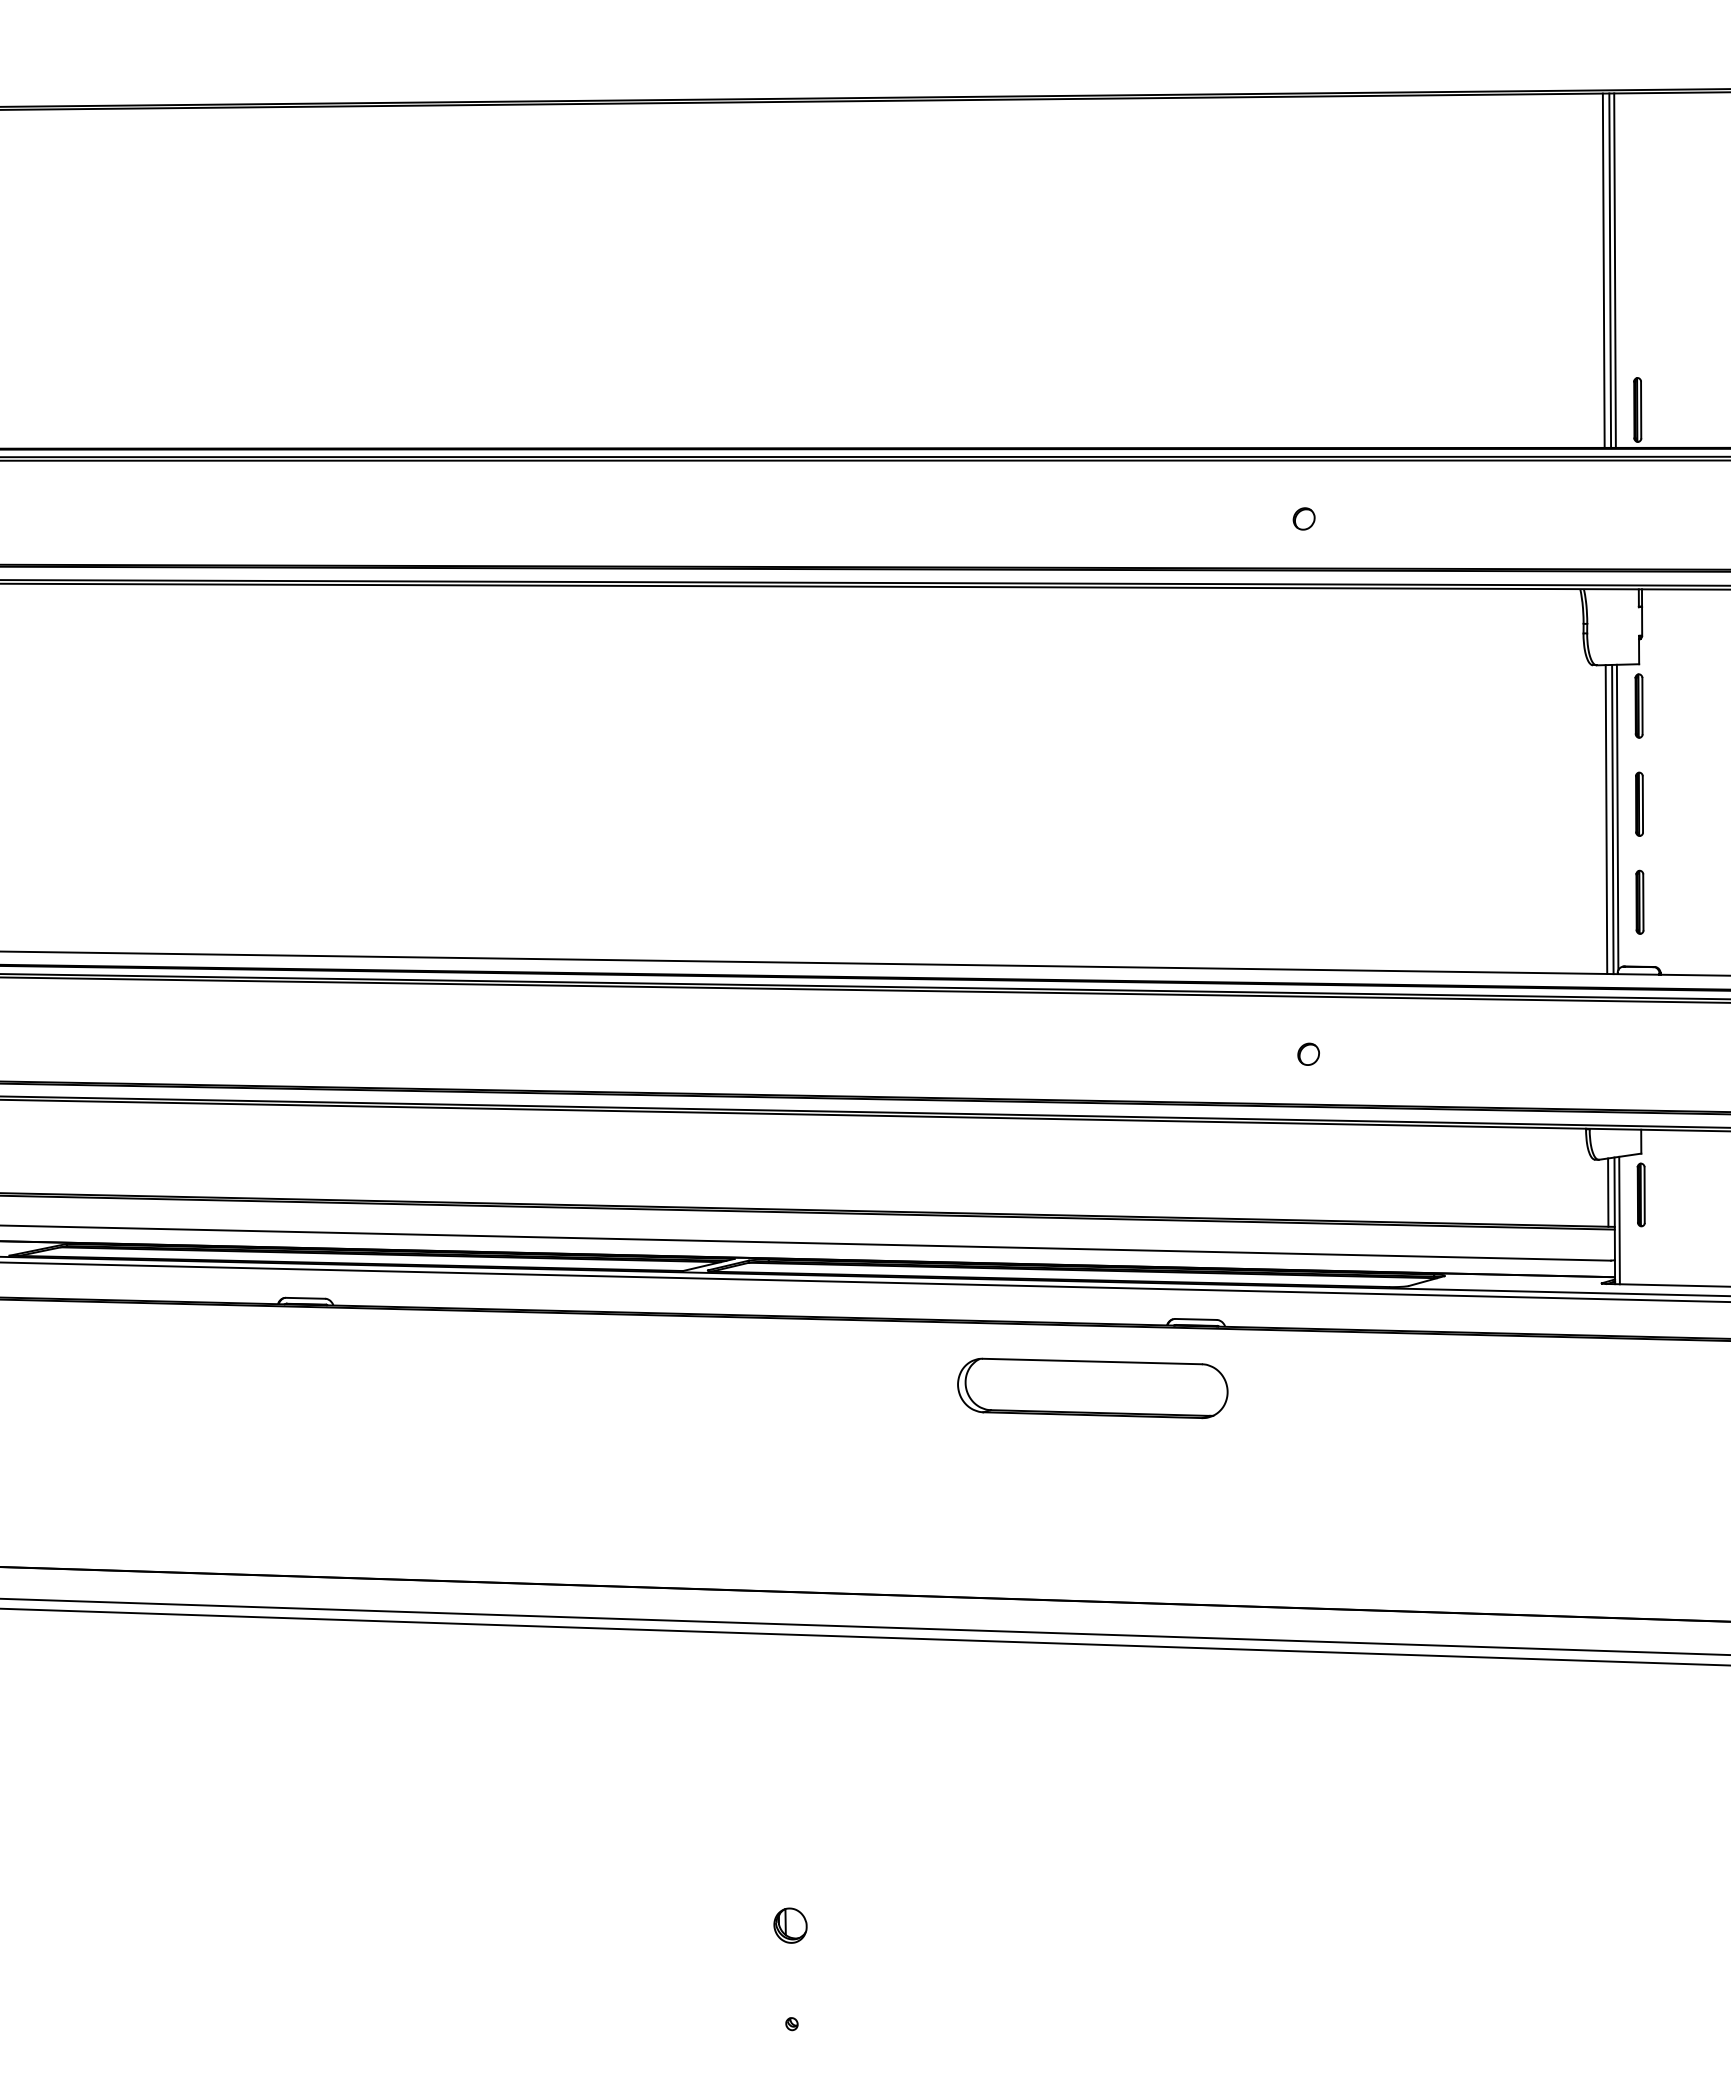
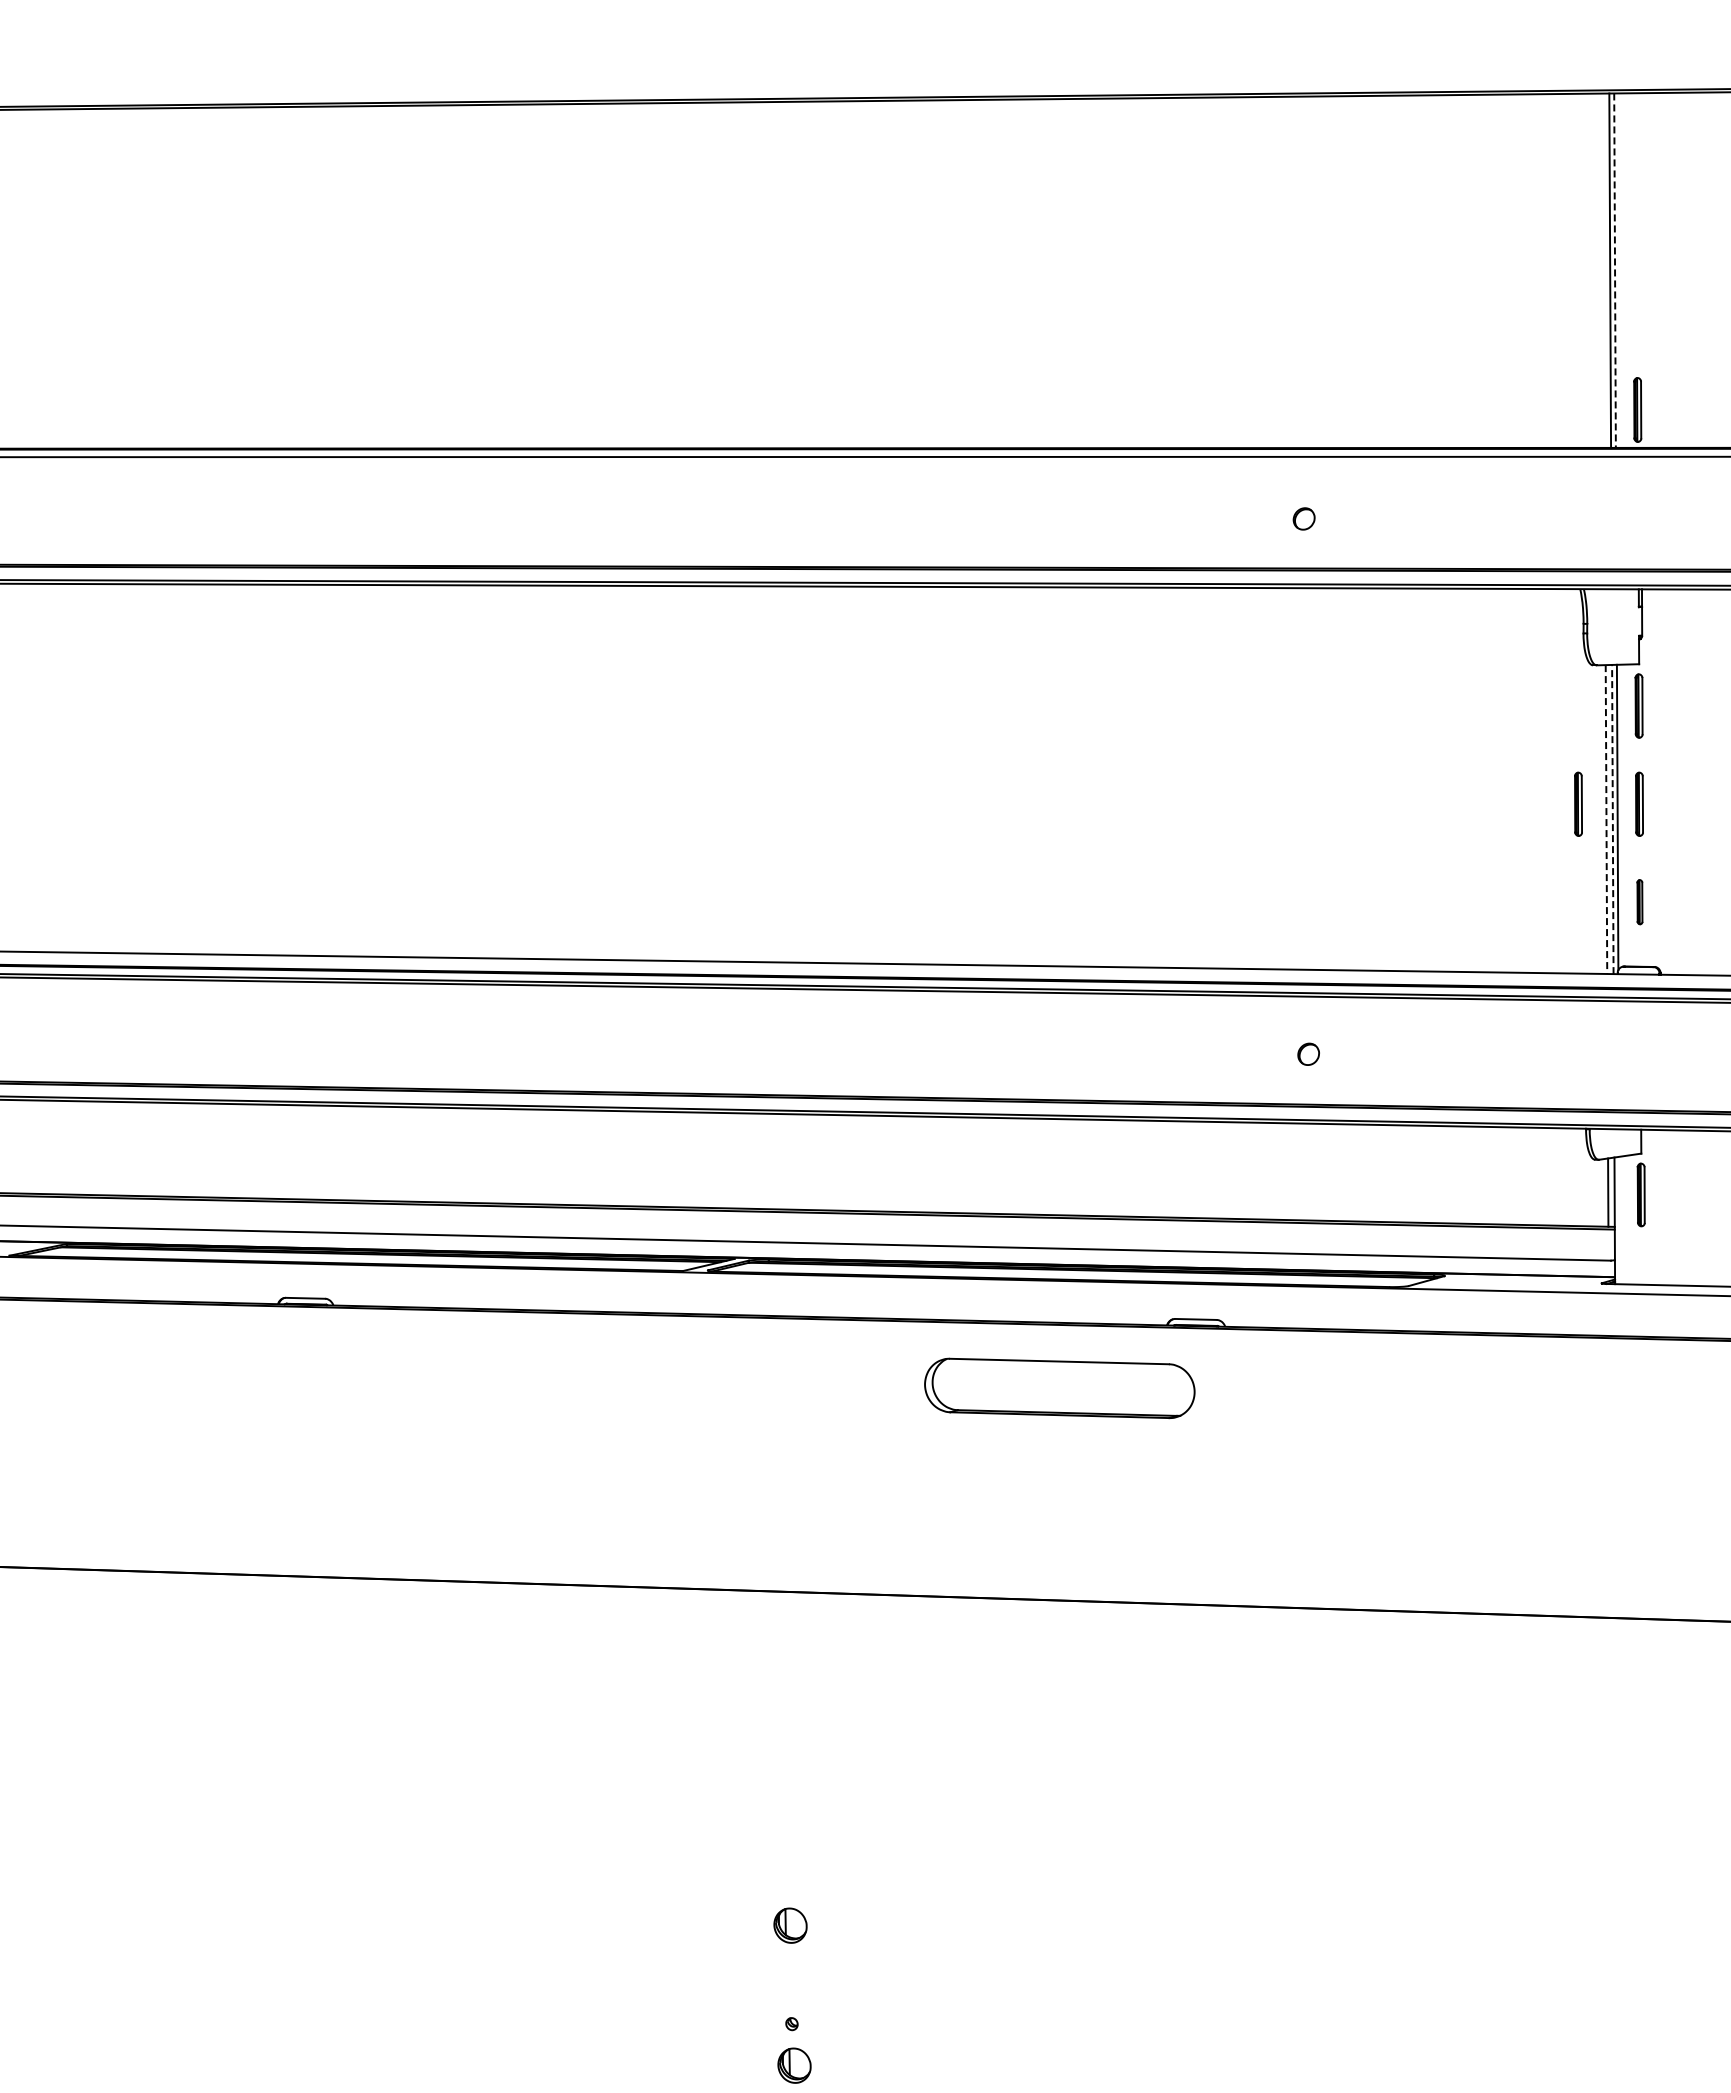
line: present -> none (1603, 270)
line: solid -> dashed (1615, 271)
line: present -> none (864, 460)
part: none -> present (1578, 803)
line: solid -> dashed (1612, 819)
line: solid -> dashed (1606, 820)
part size: 10x66 px -> 8x47 px (1639, 902)
line: present -> none (1619, 1220)
line: present -> none (864, 1282)
part position: (1092, 1388) -> (1059, 1388) (1059, 1388)
line: present -> none (864, 1626)
line: present -> none (864, 1636)
part: none -> present (794, 2065)
